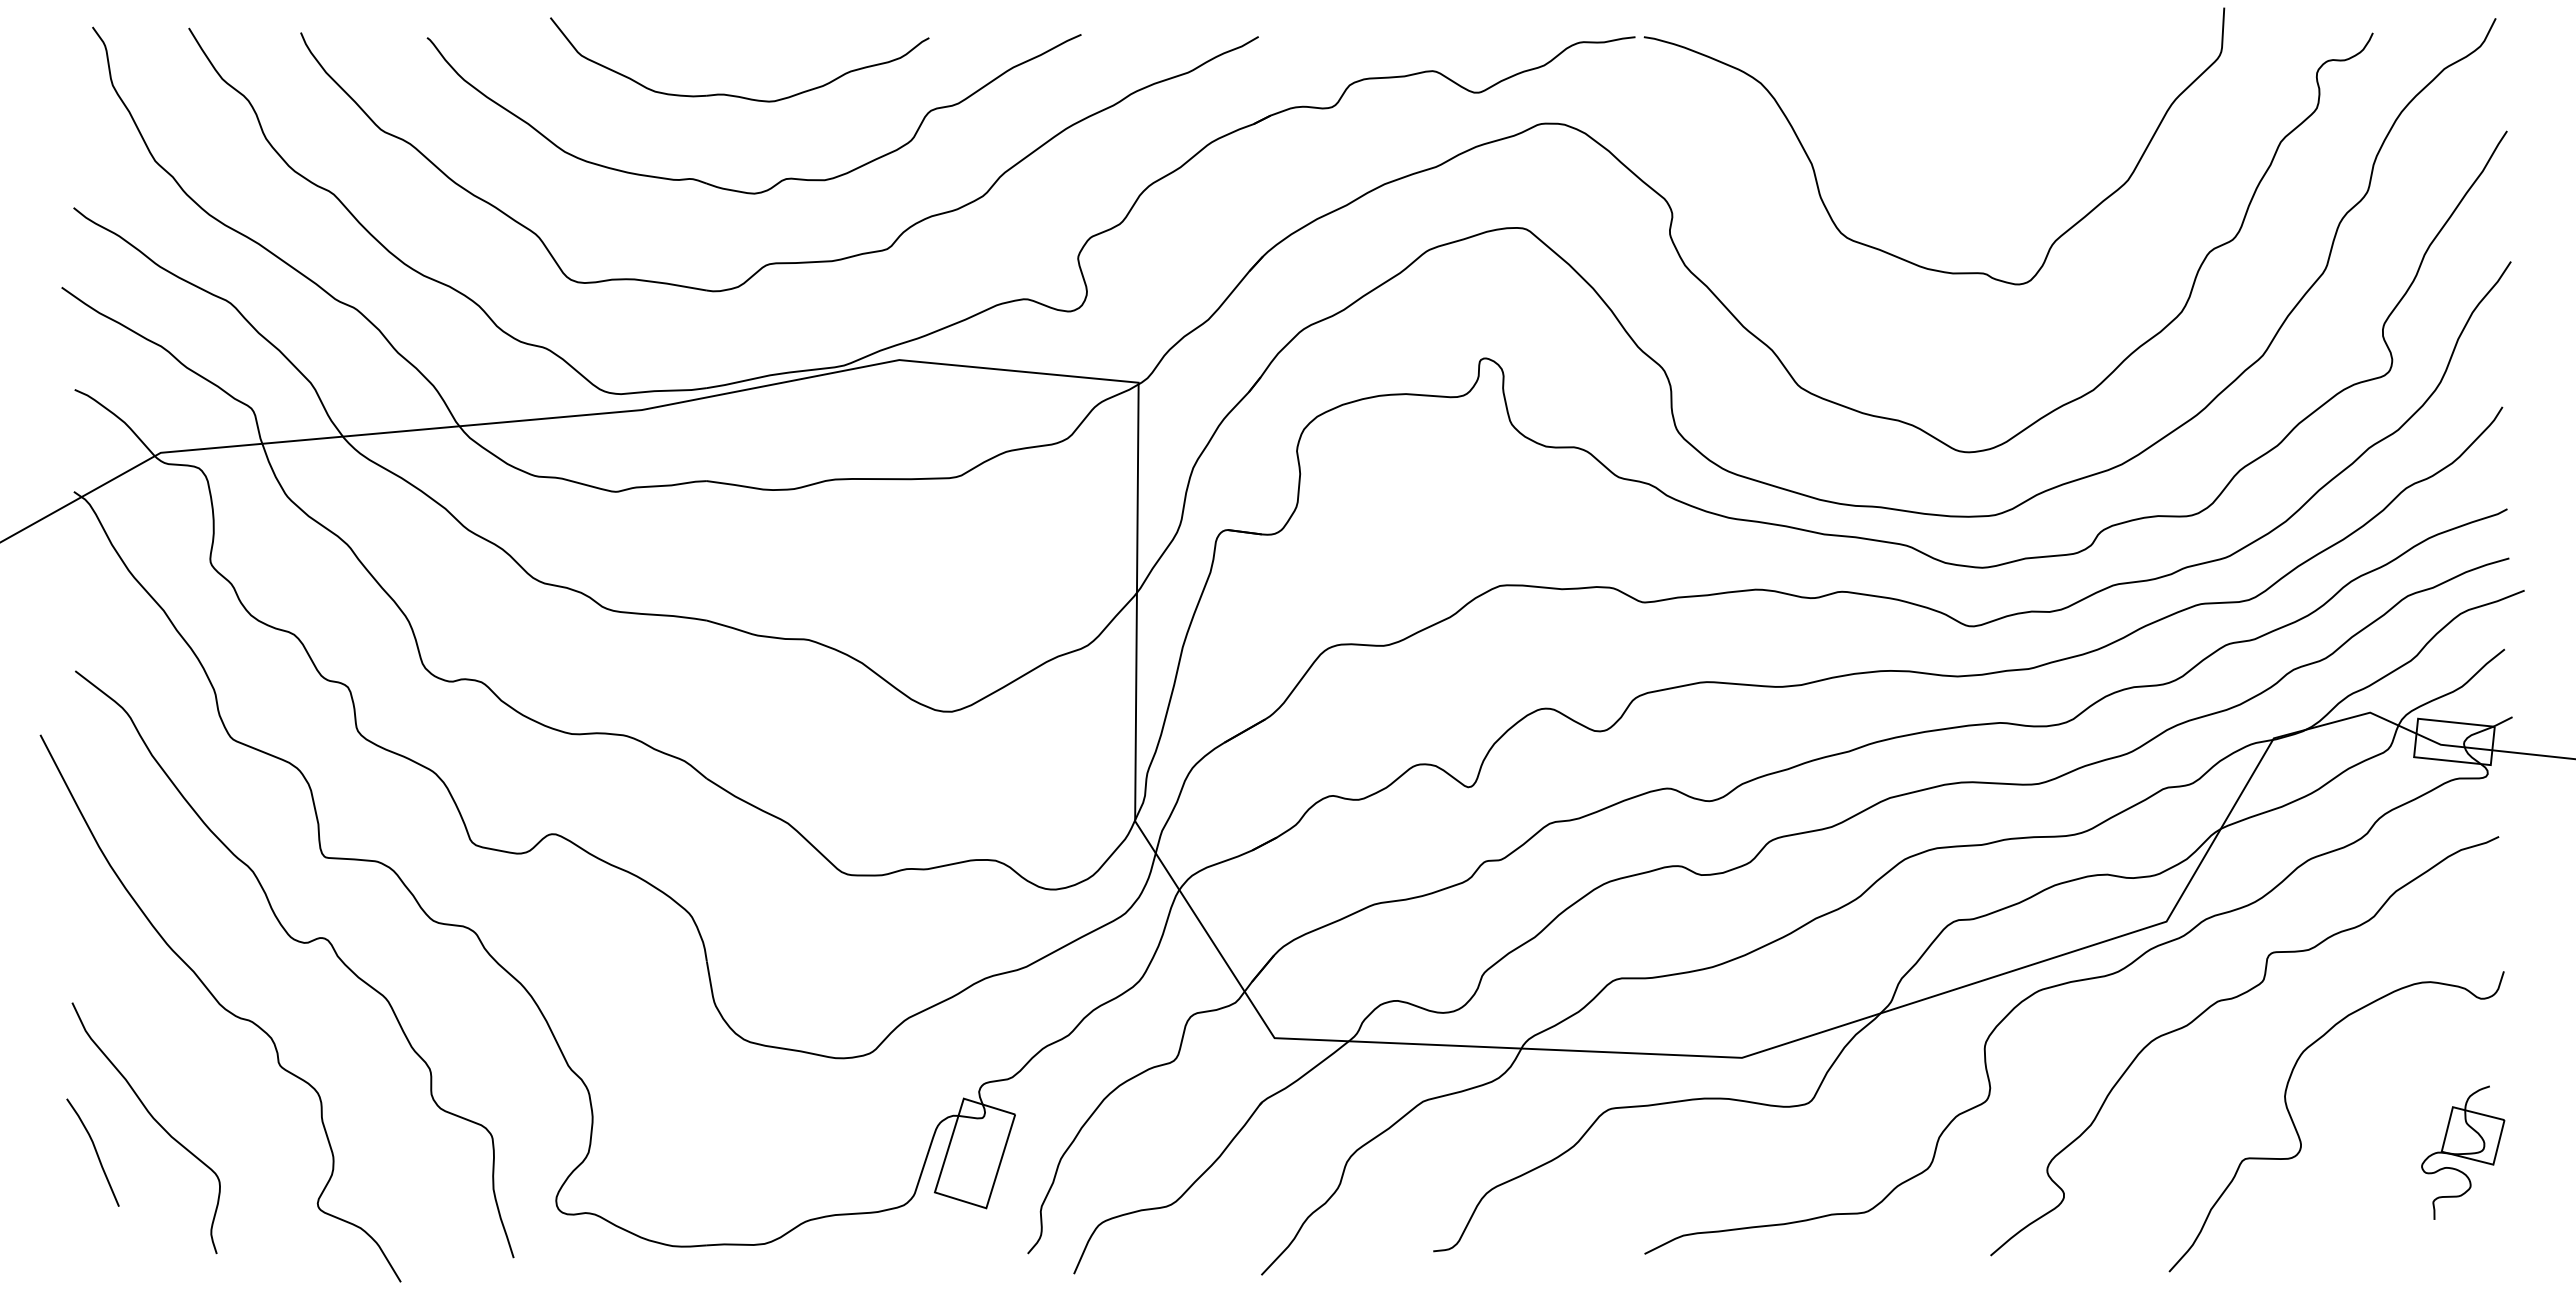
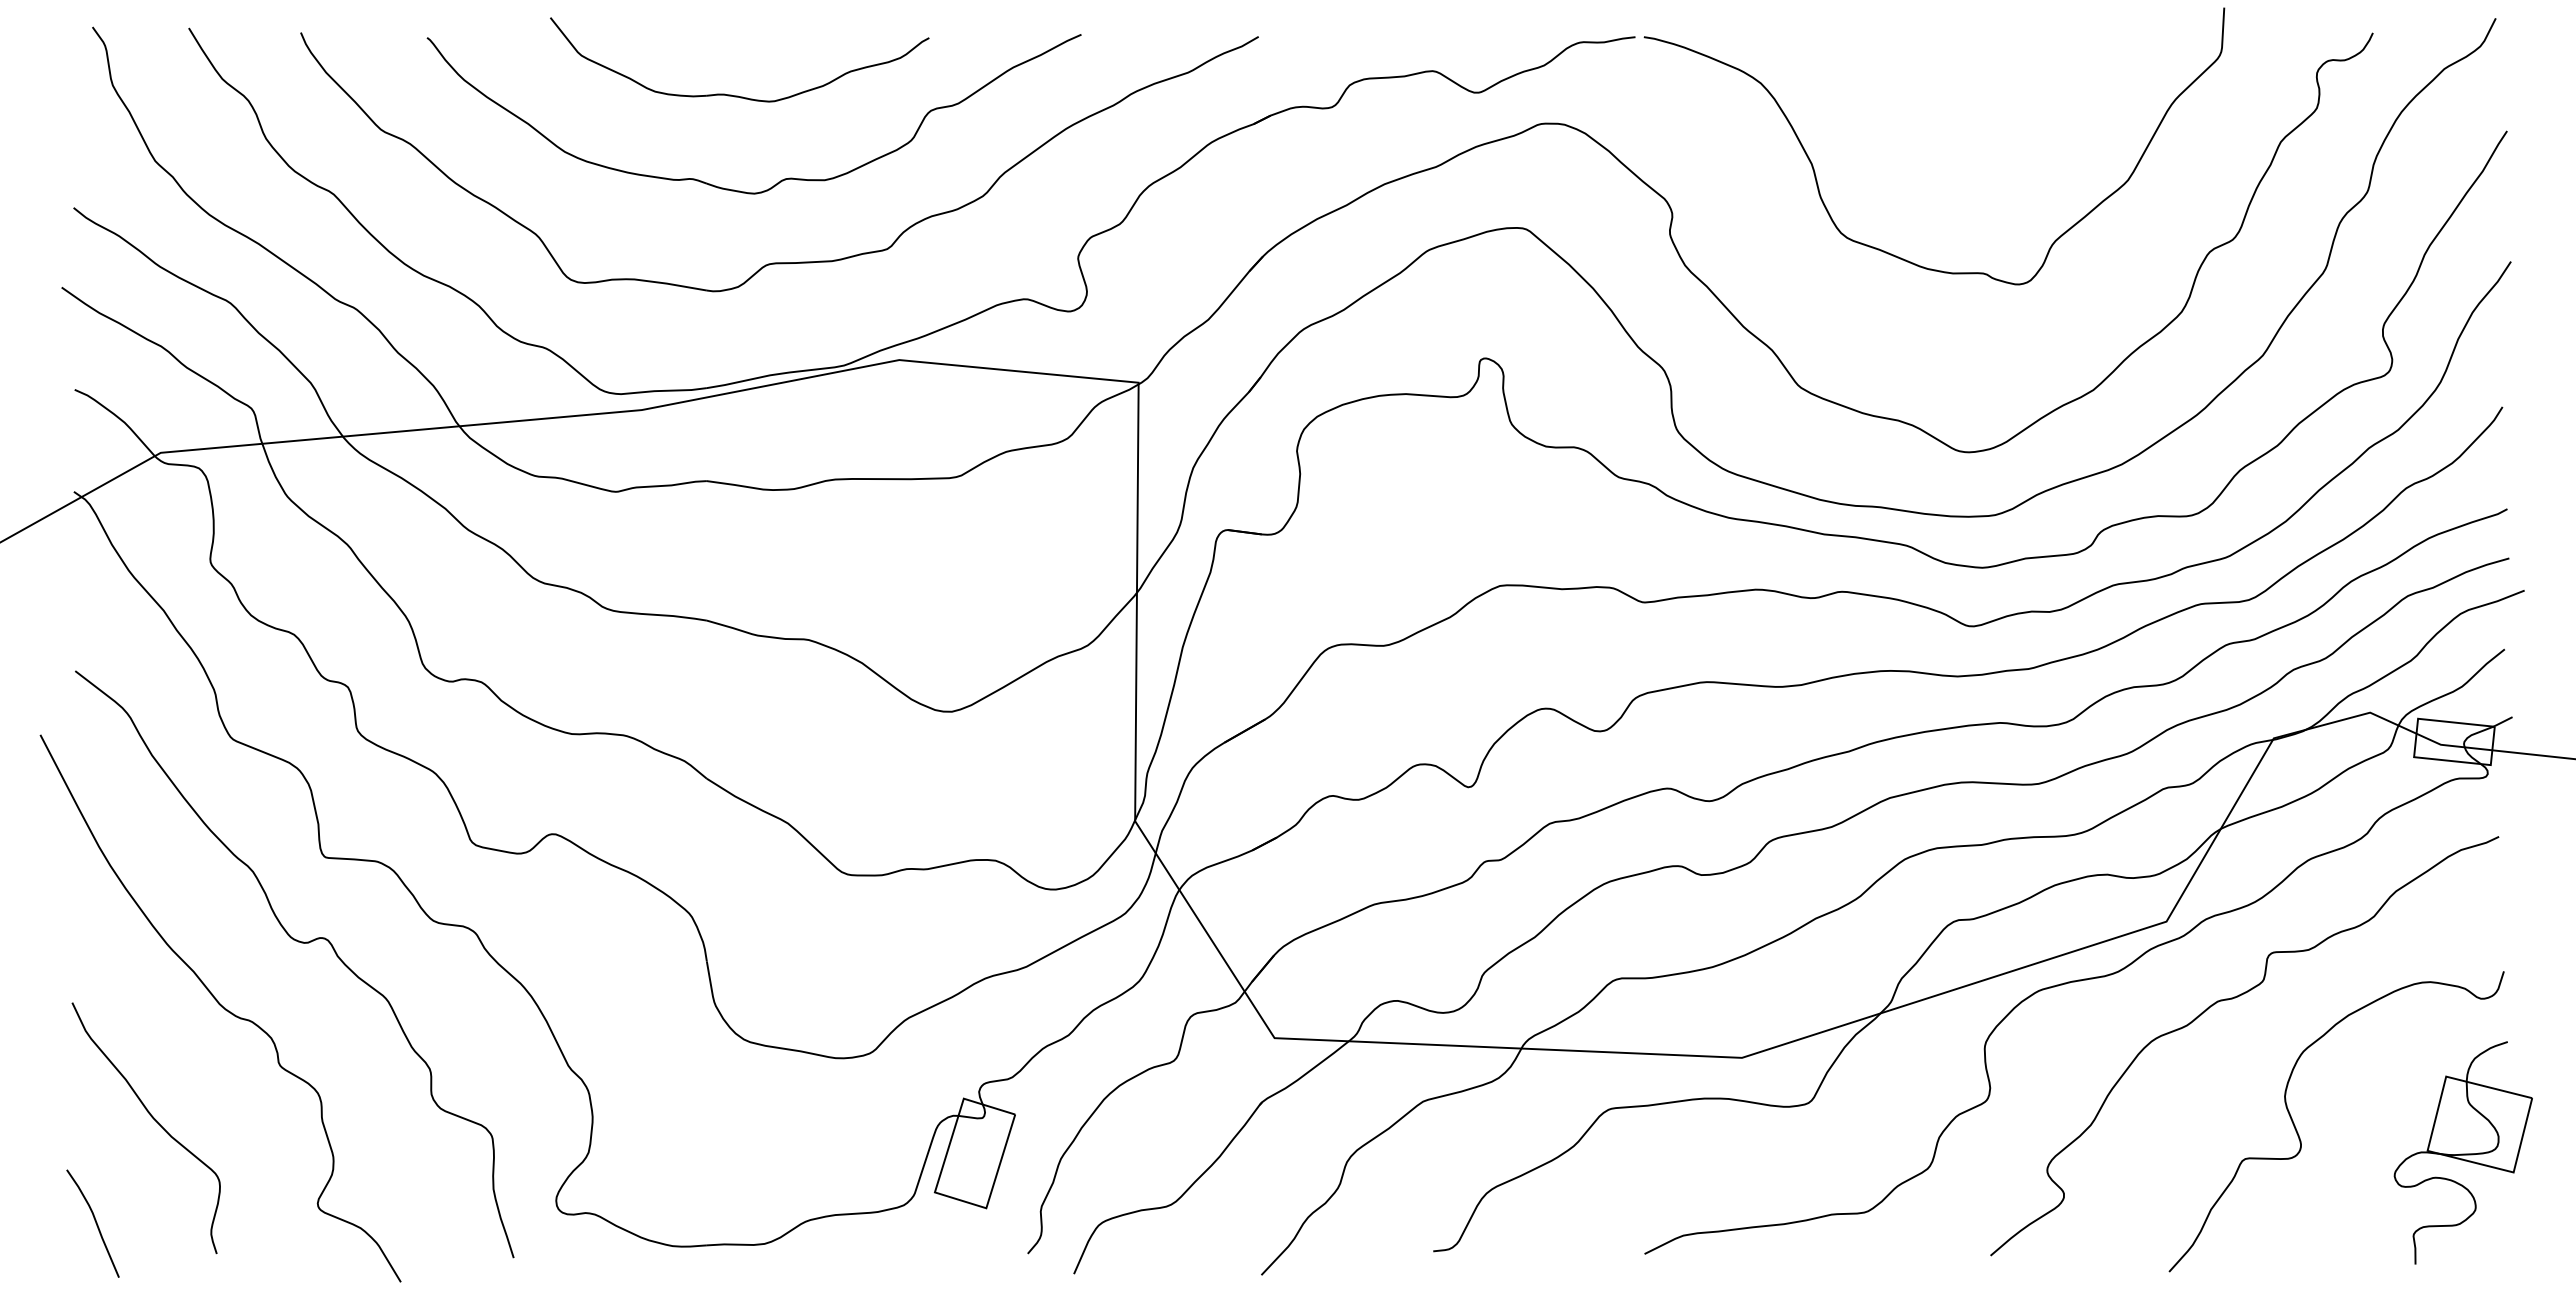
curve position: (95, 1152) -> (95, 1223) (95, 1223)
part size: 85x135 px -> 140x224 px (2462, 1152)
